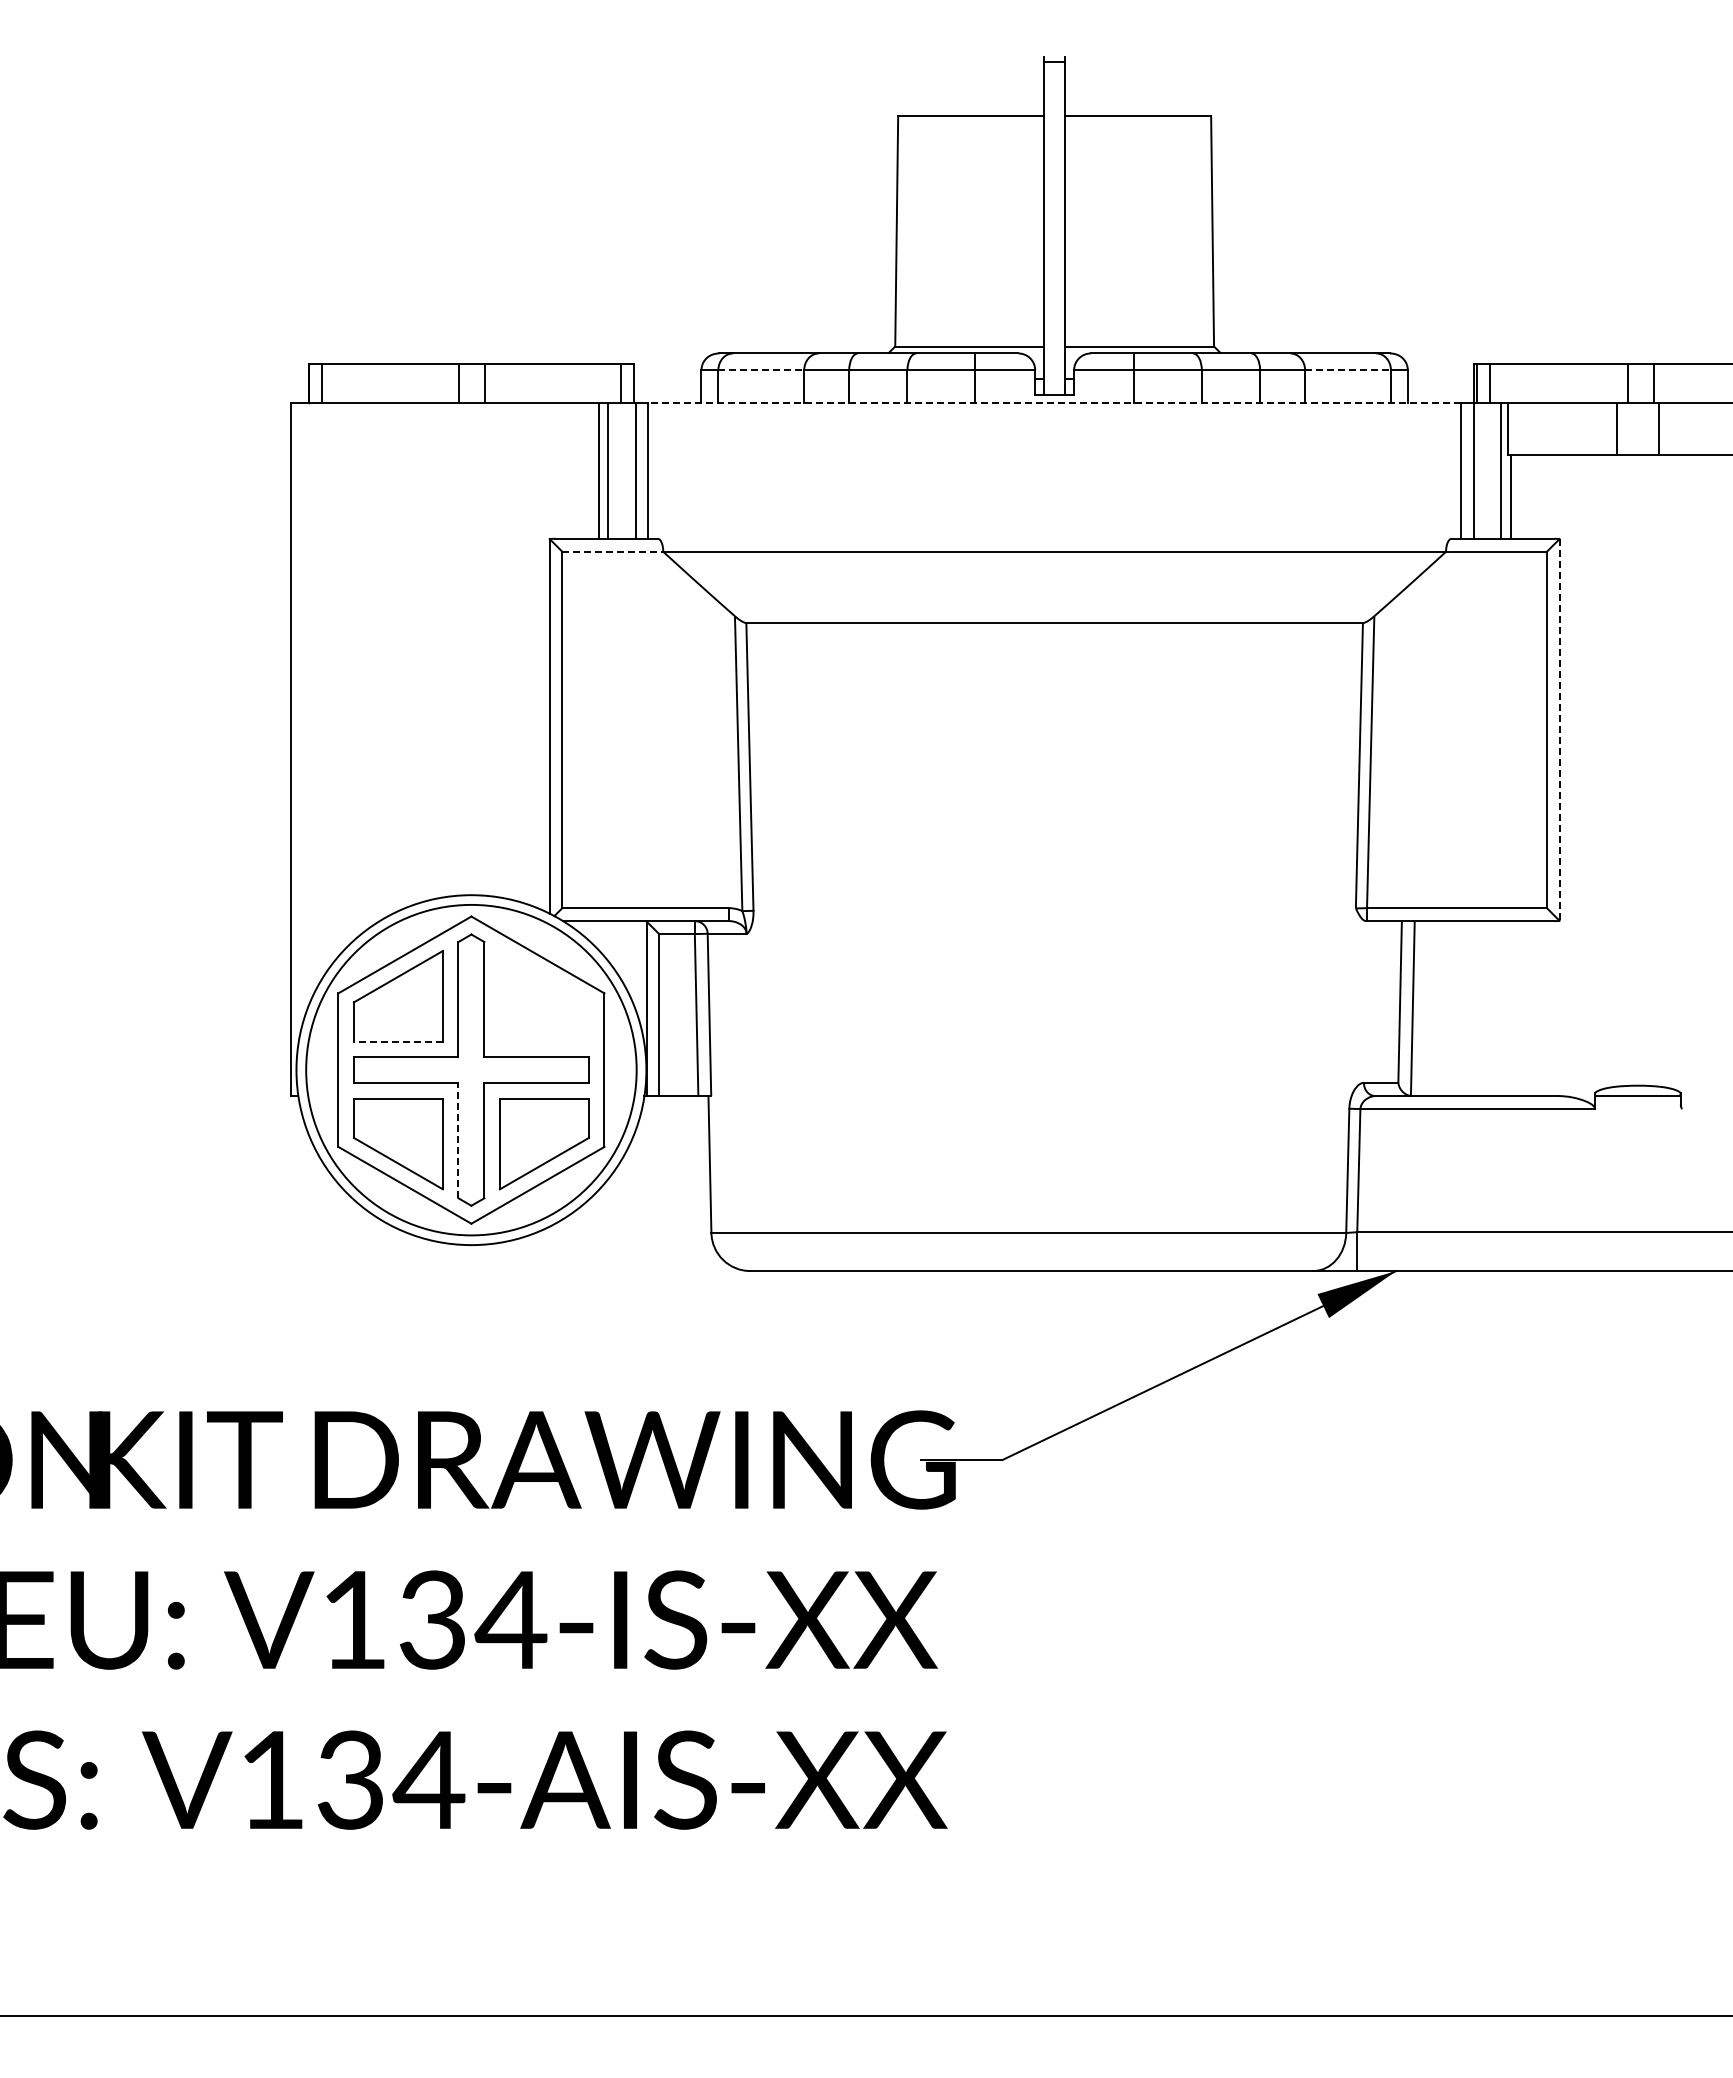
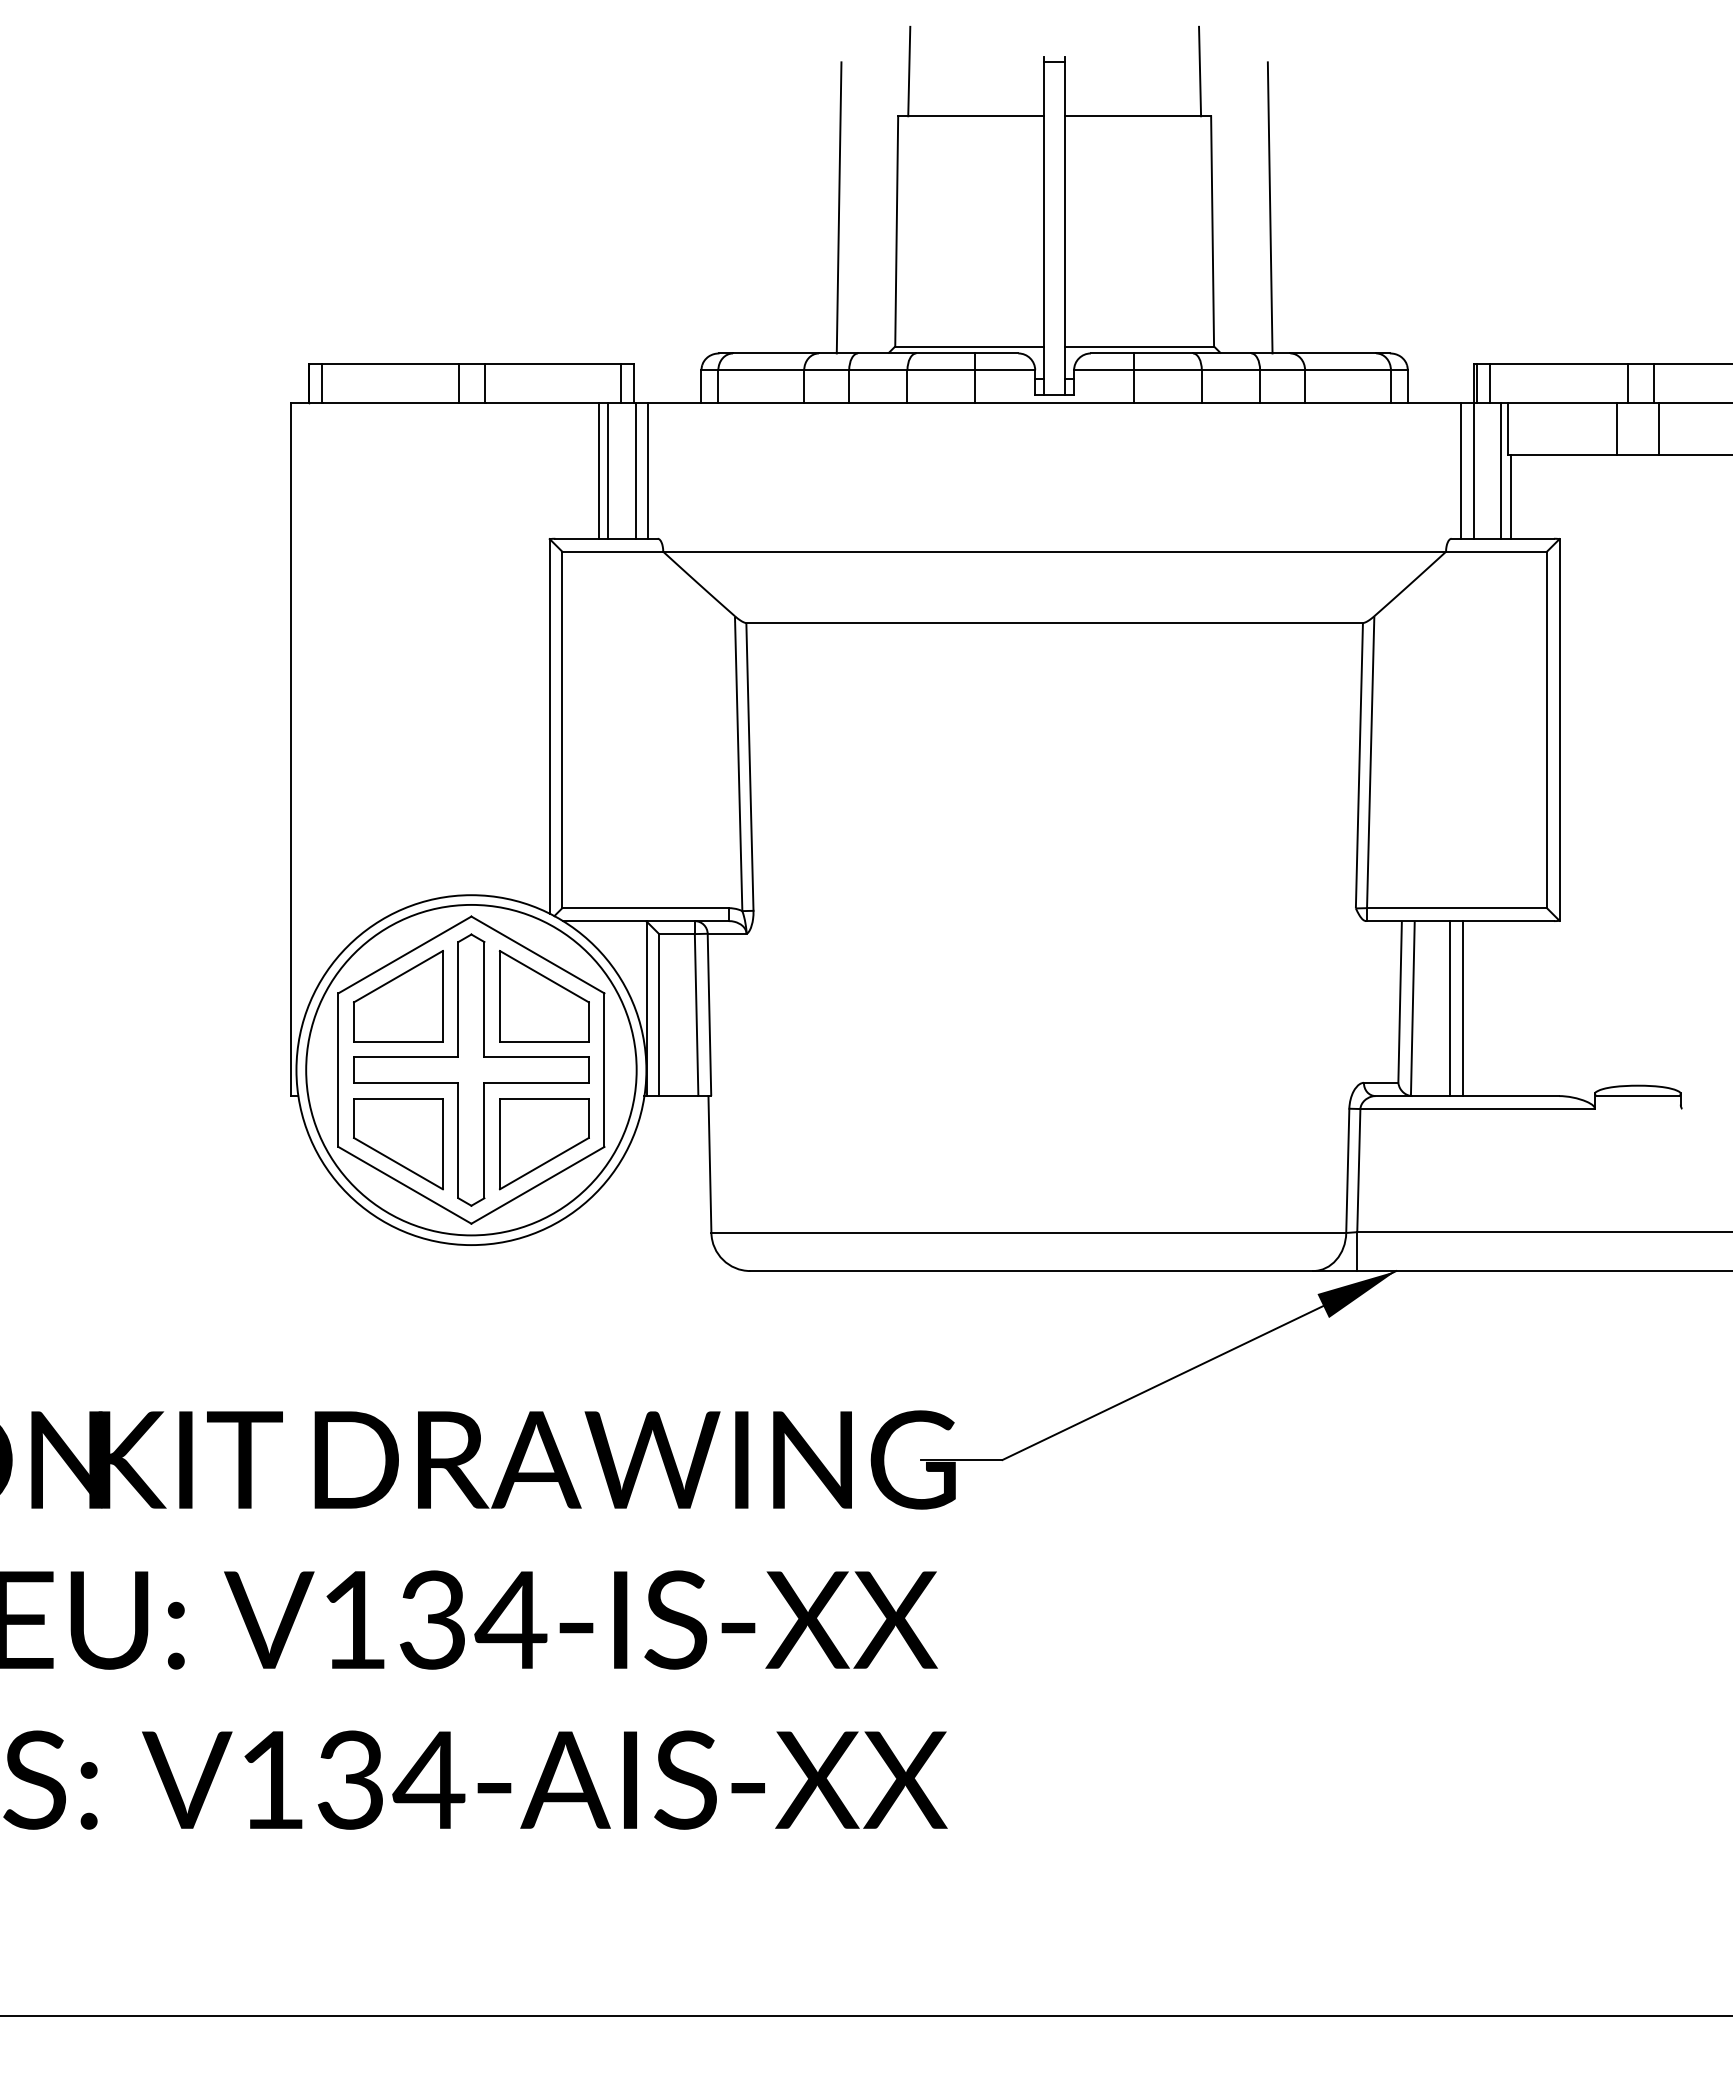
line: none -> present (909, 71)
line: none -> present (1200, 71)
line: none -> present (838, 207)
line: none -> present (1269, 207)
line: dashed -> solid (761, 370)
line: dashed -> solid (1348, 370)
line: dashed -> solid (1054, 402)
line: dashed -> solid (613, 551)
line: dashed -> solid (1559, 729)
part: none -> present (543, 996)
line: none -> present (1450, 1008)
line: none -> present (1462, 1008)
line: dashed -> solid (397, 1041)
line: dashed -> solid (458, 1140)
